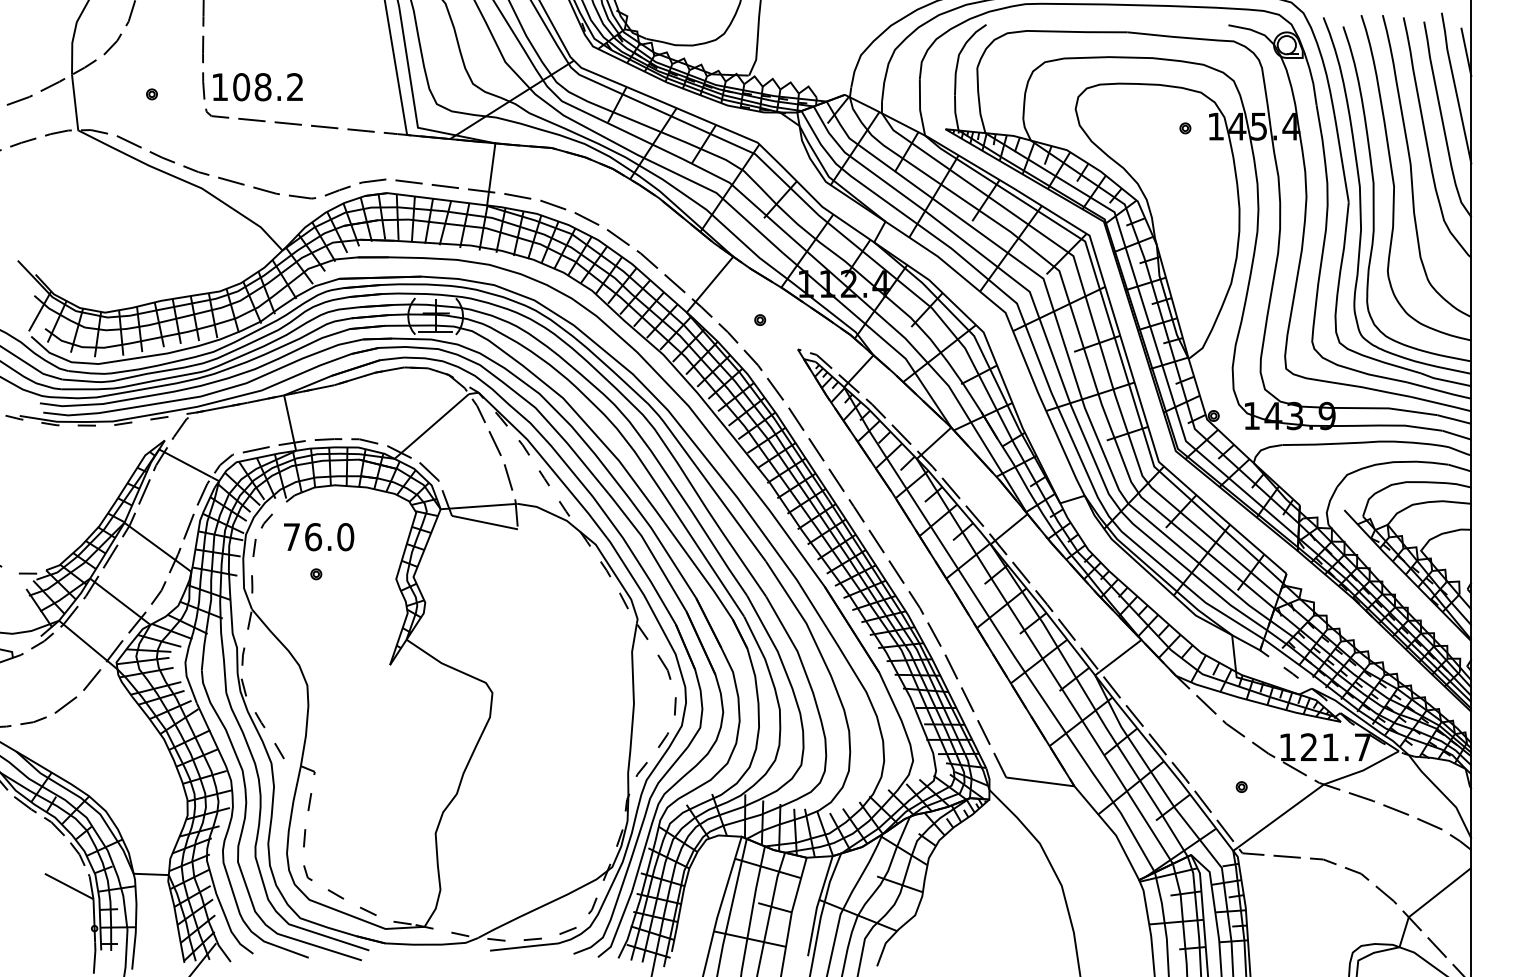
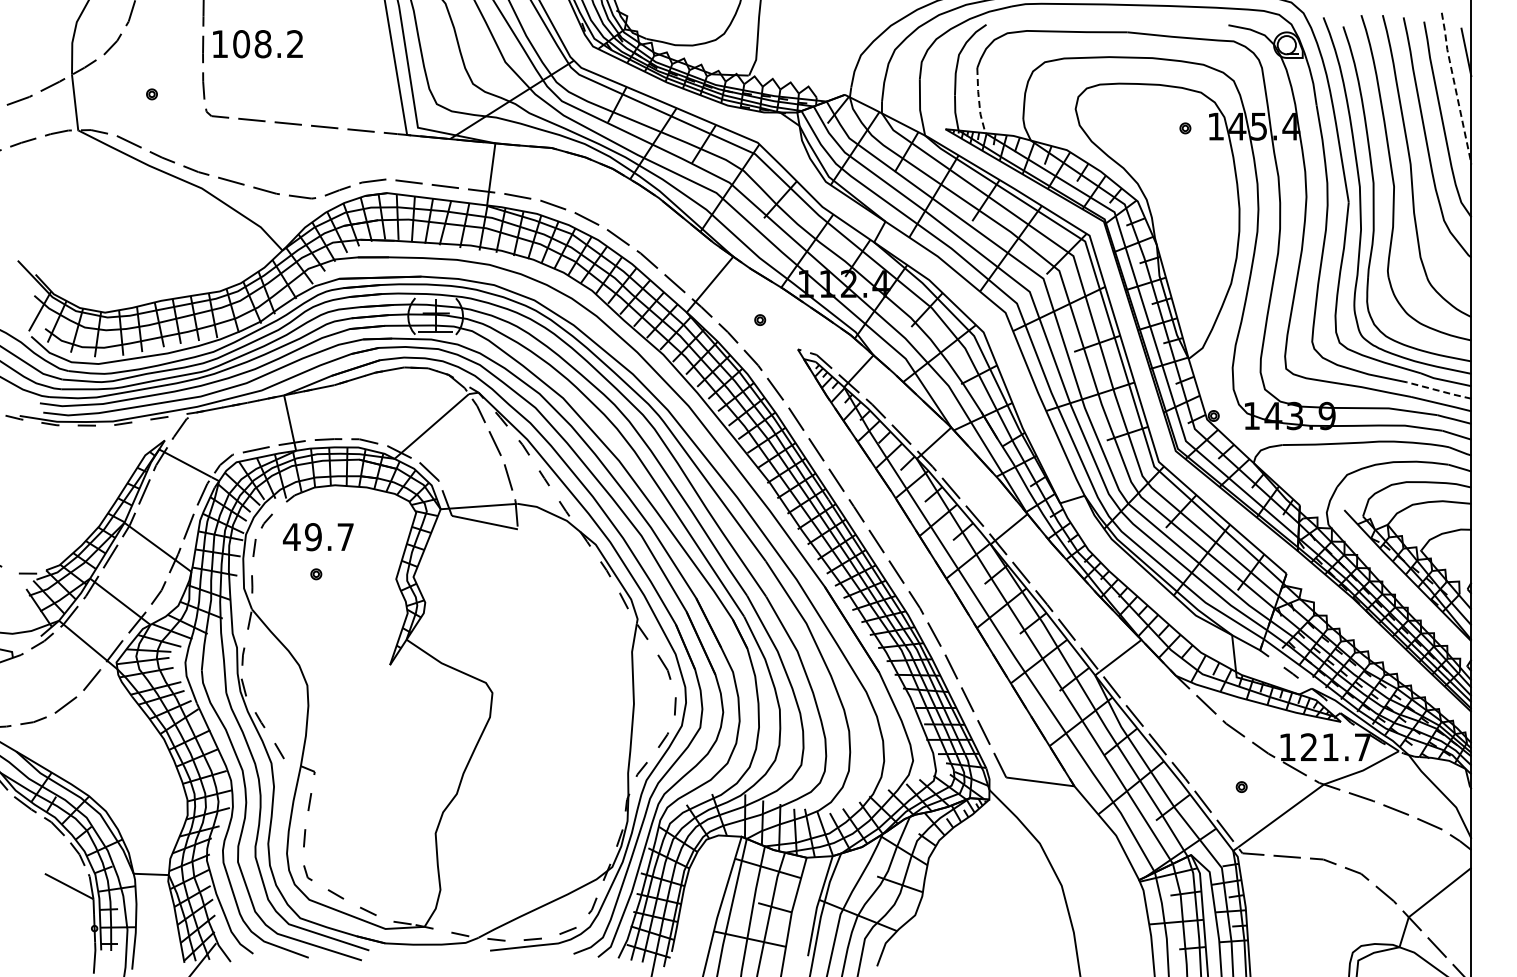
text position: (257, 87) -> (257, 44) (257, 44)
line: solid -> dashed (1455, 87)
line: solid -> dashed (979, 101)
line: solid -> dashed (1439, 390)
text: 76.0 -> 49.7 (318, 537)
